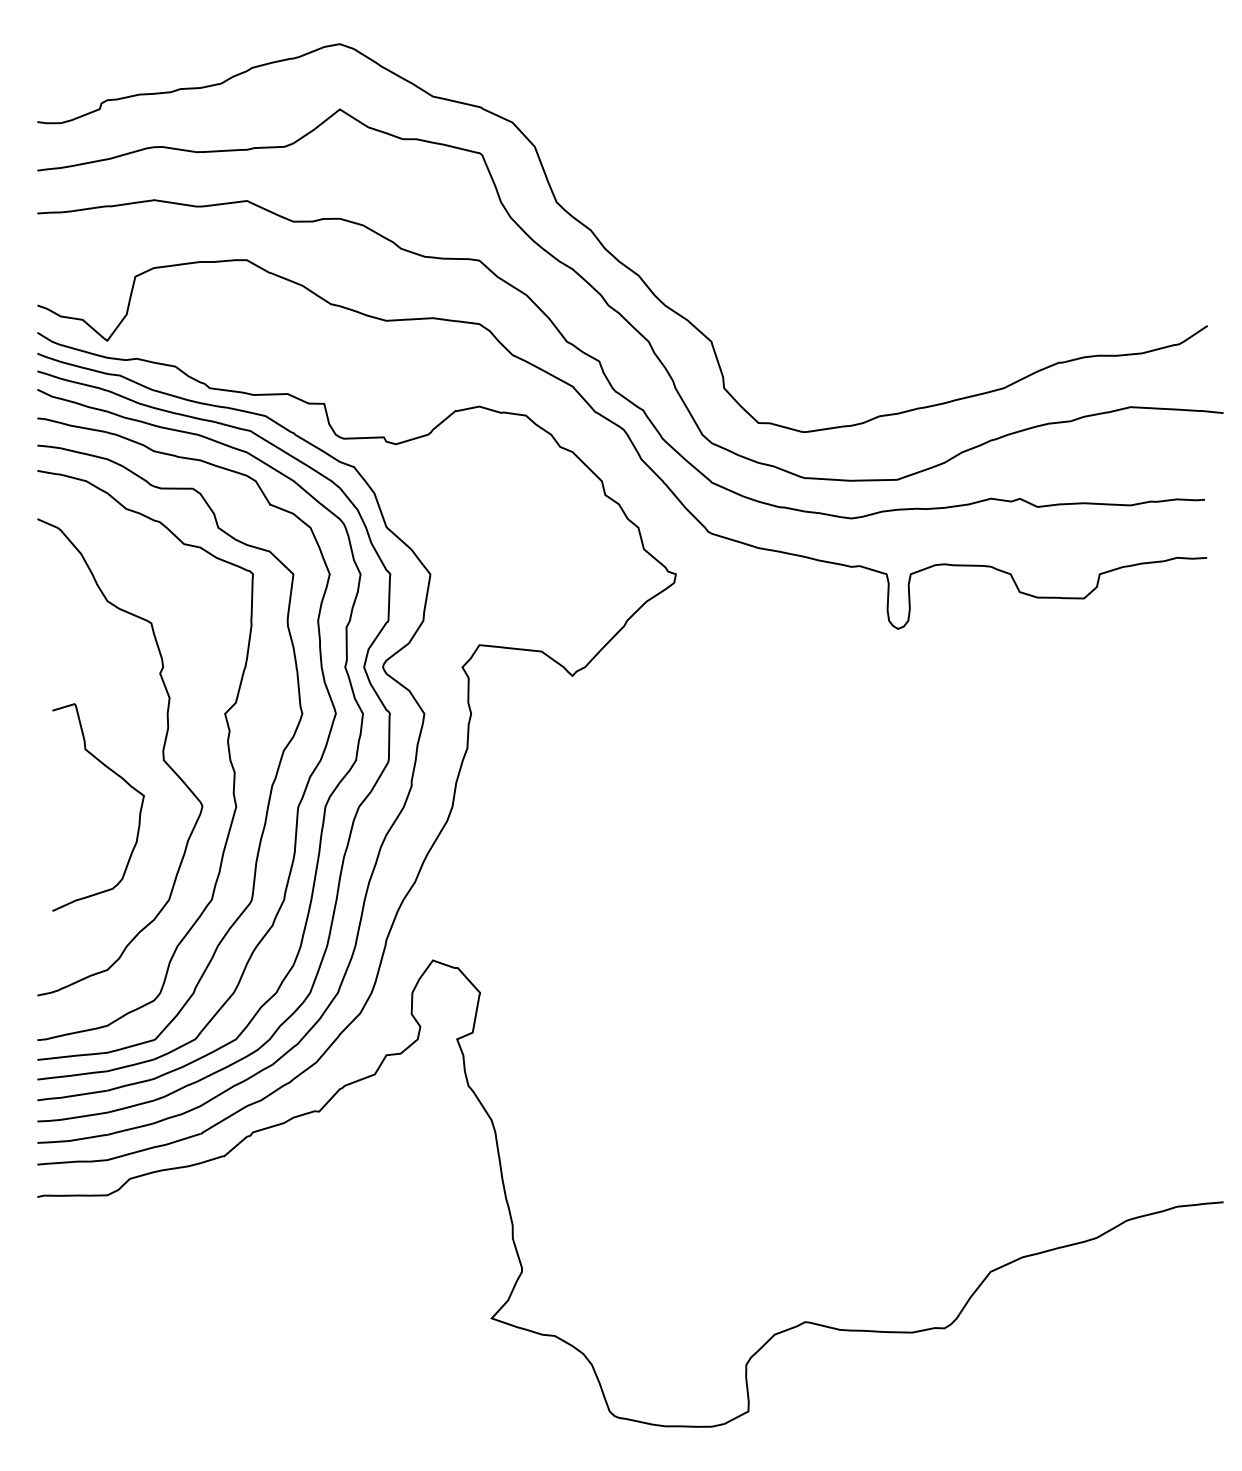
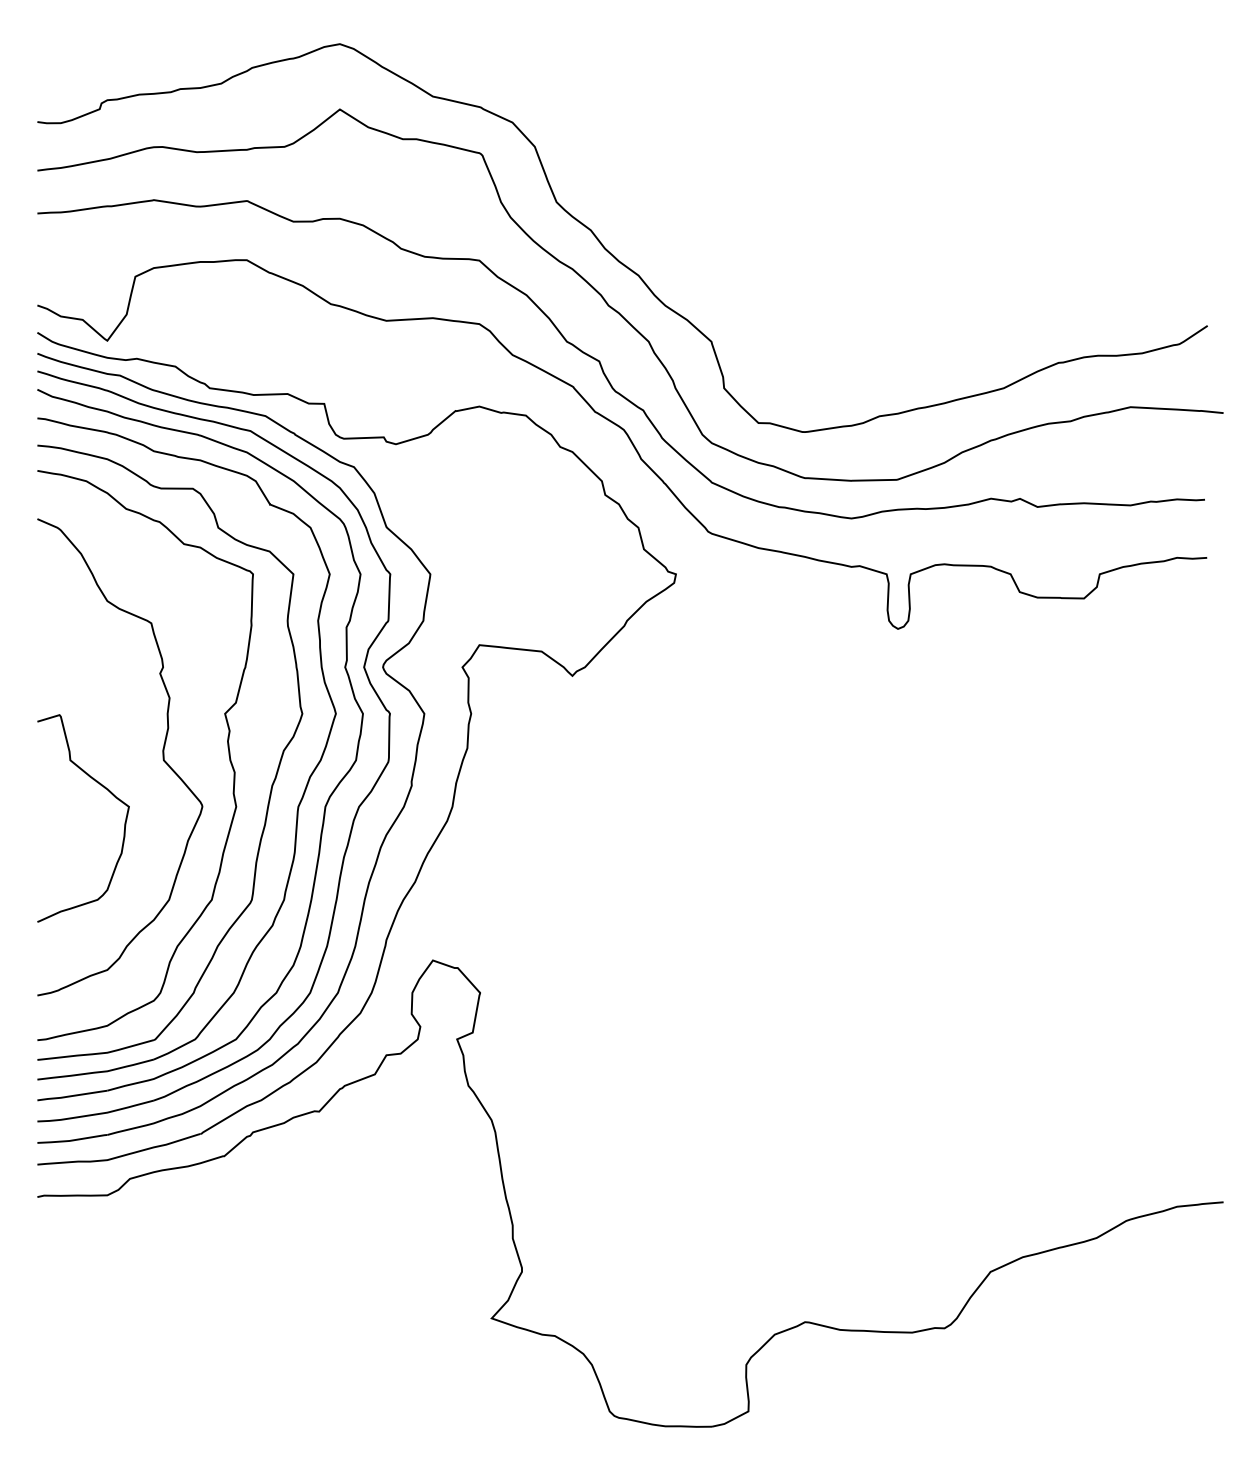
curve position: (120, 778) -> (105, 789) (105, 789)
